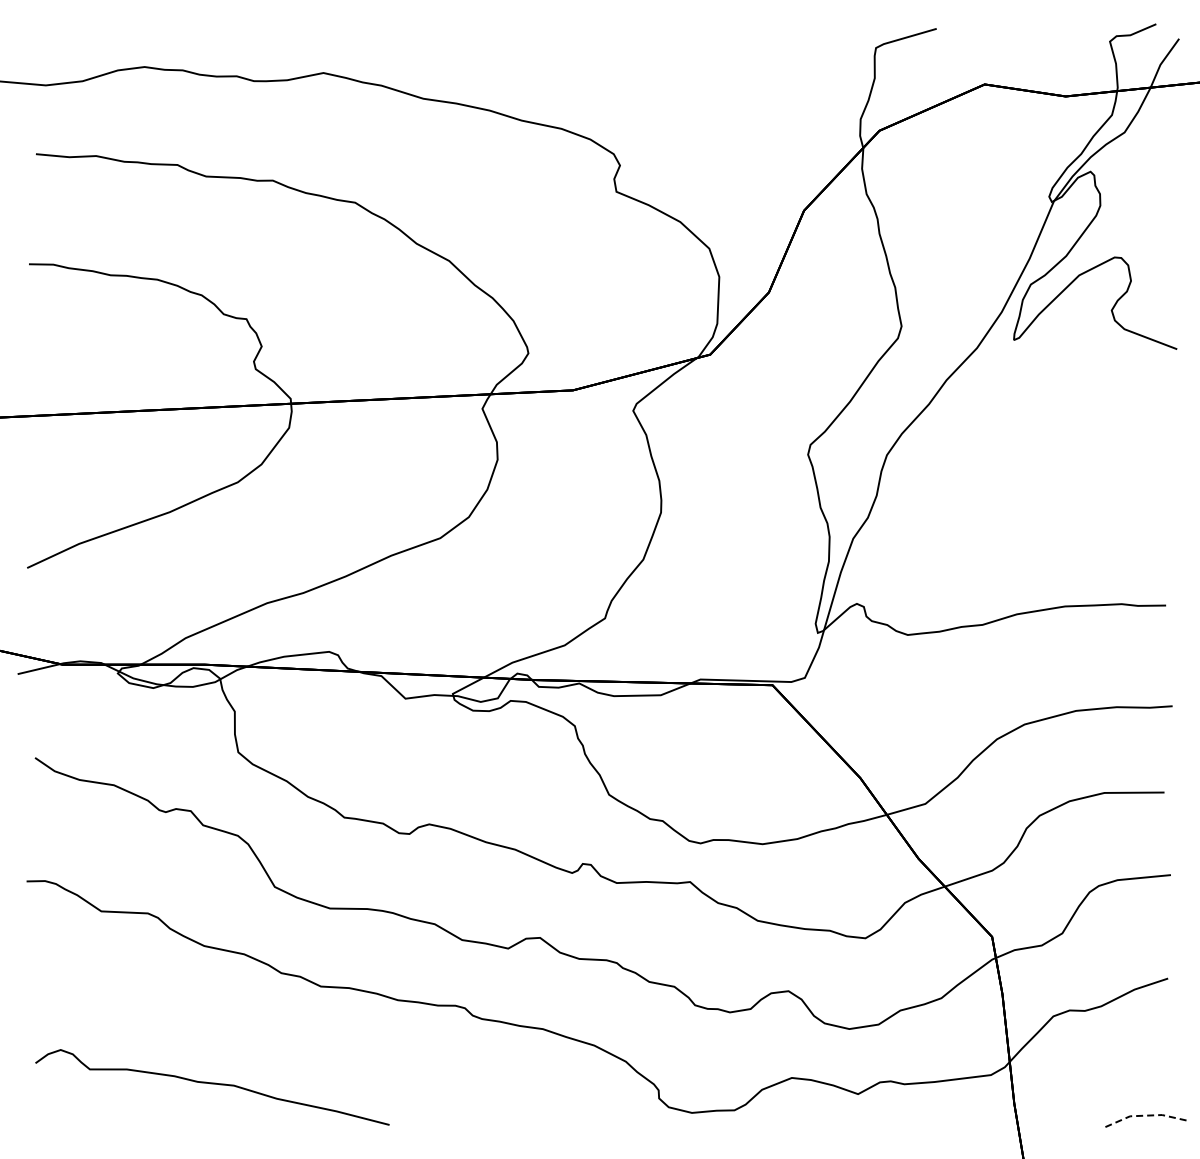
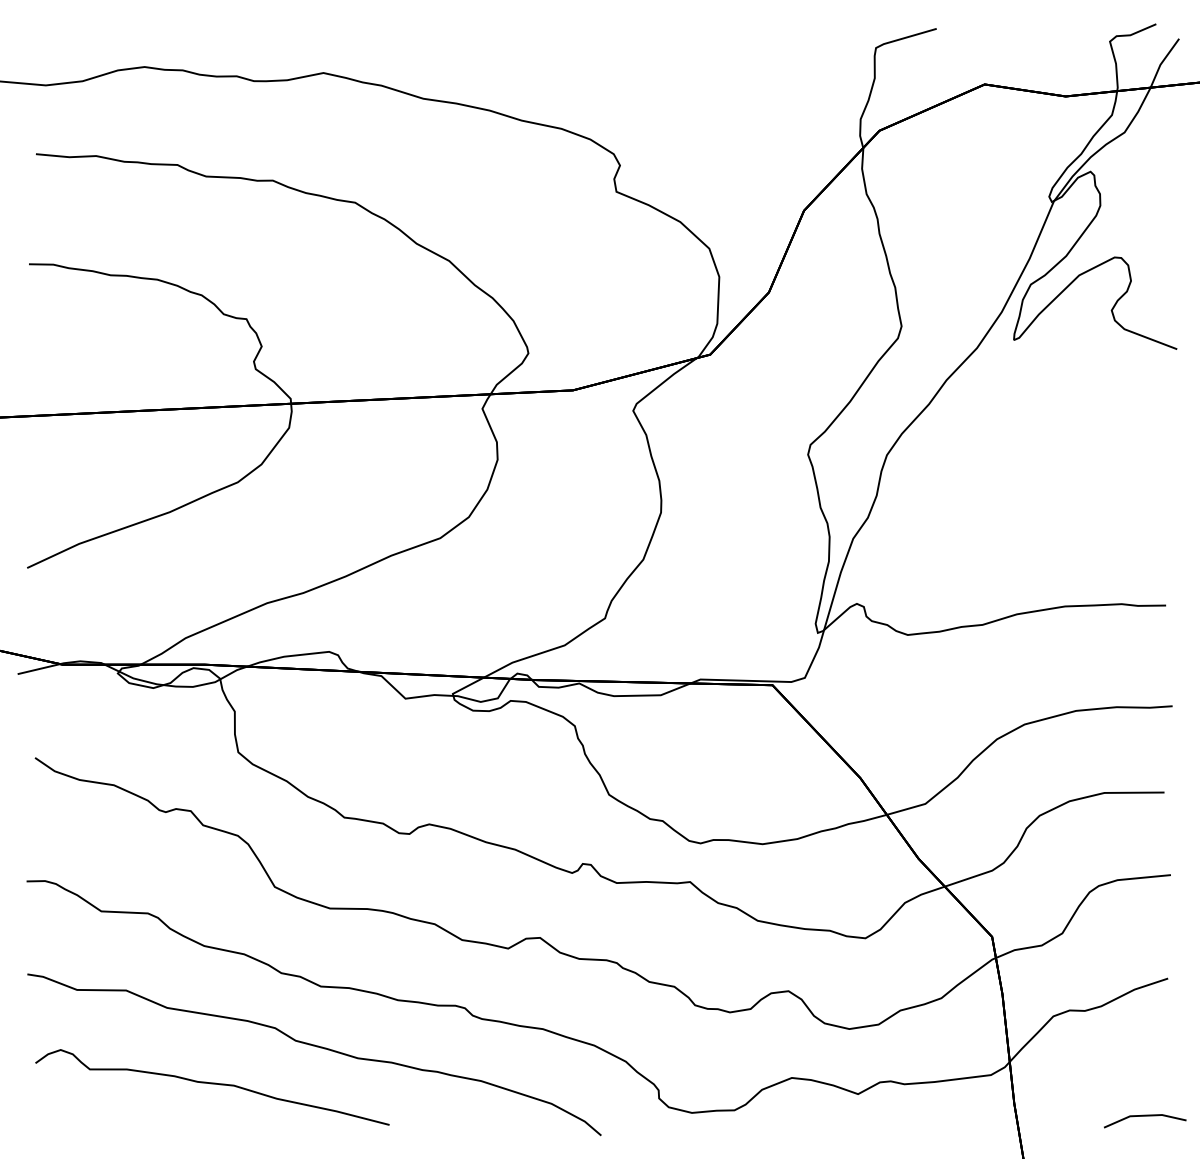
curve: none -> present (316, 1047)
line: dashed -> solid (1143, 1115)
